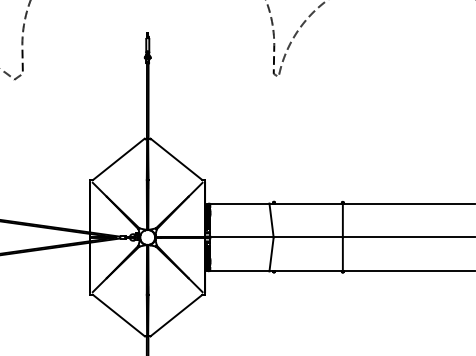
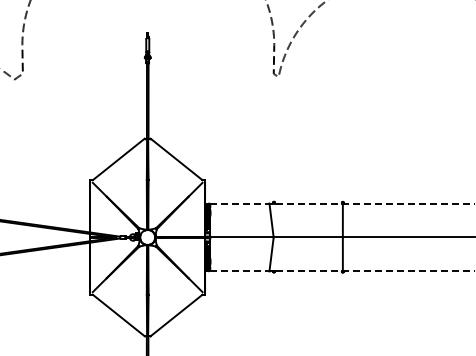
line: solid -> dashed (343, 203)
line: solid -> dashed (343, 271)
